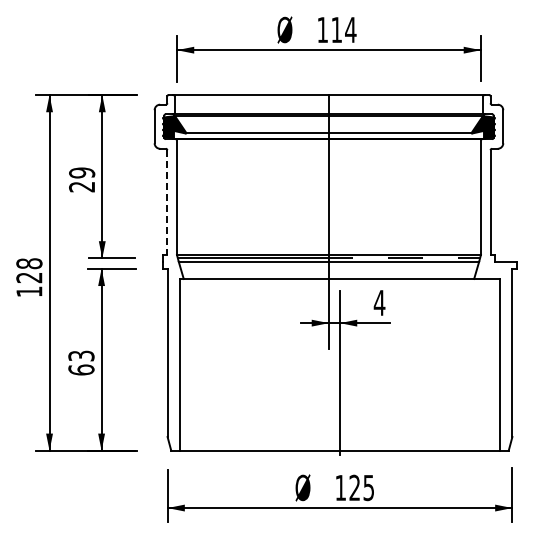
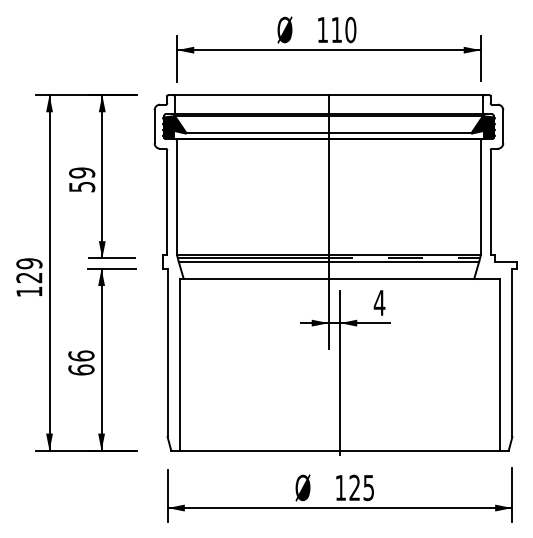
text: 114 -> 110 (350, 29)
text: 29 -> 59 (82, 187)
line: dashed -> solid (167, 203)
text: 128 -> 129 (29, 263)
text: 63 -> 66 (81, 355)
